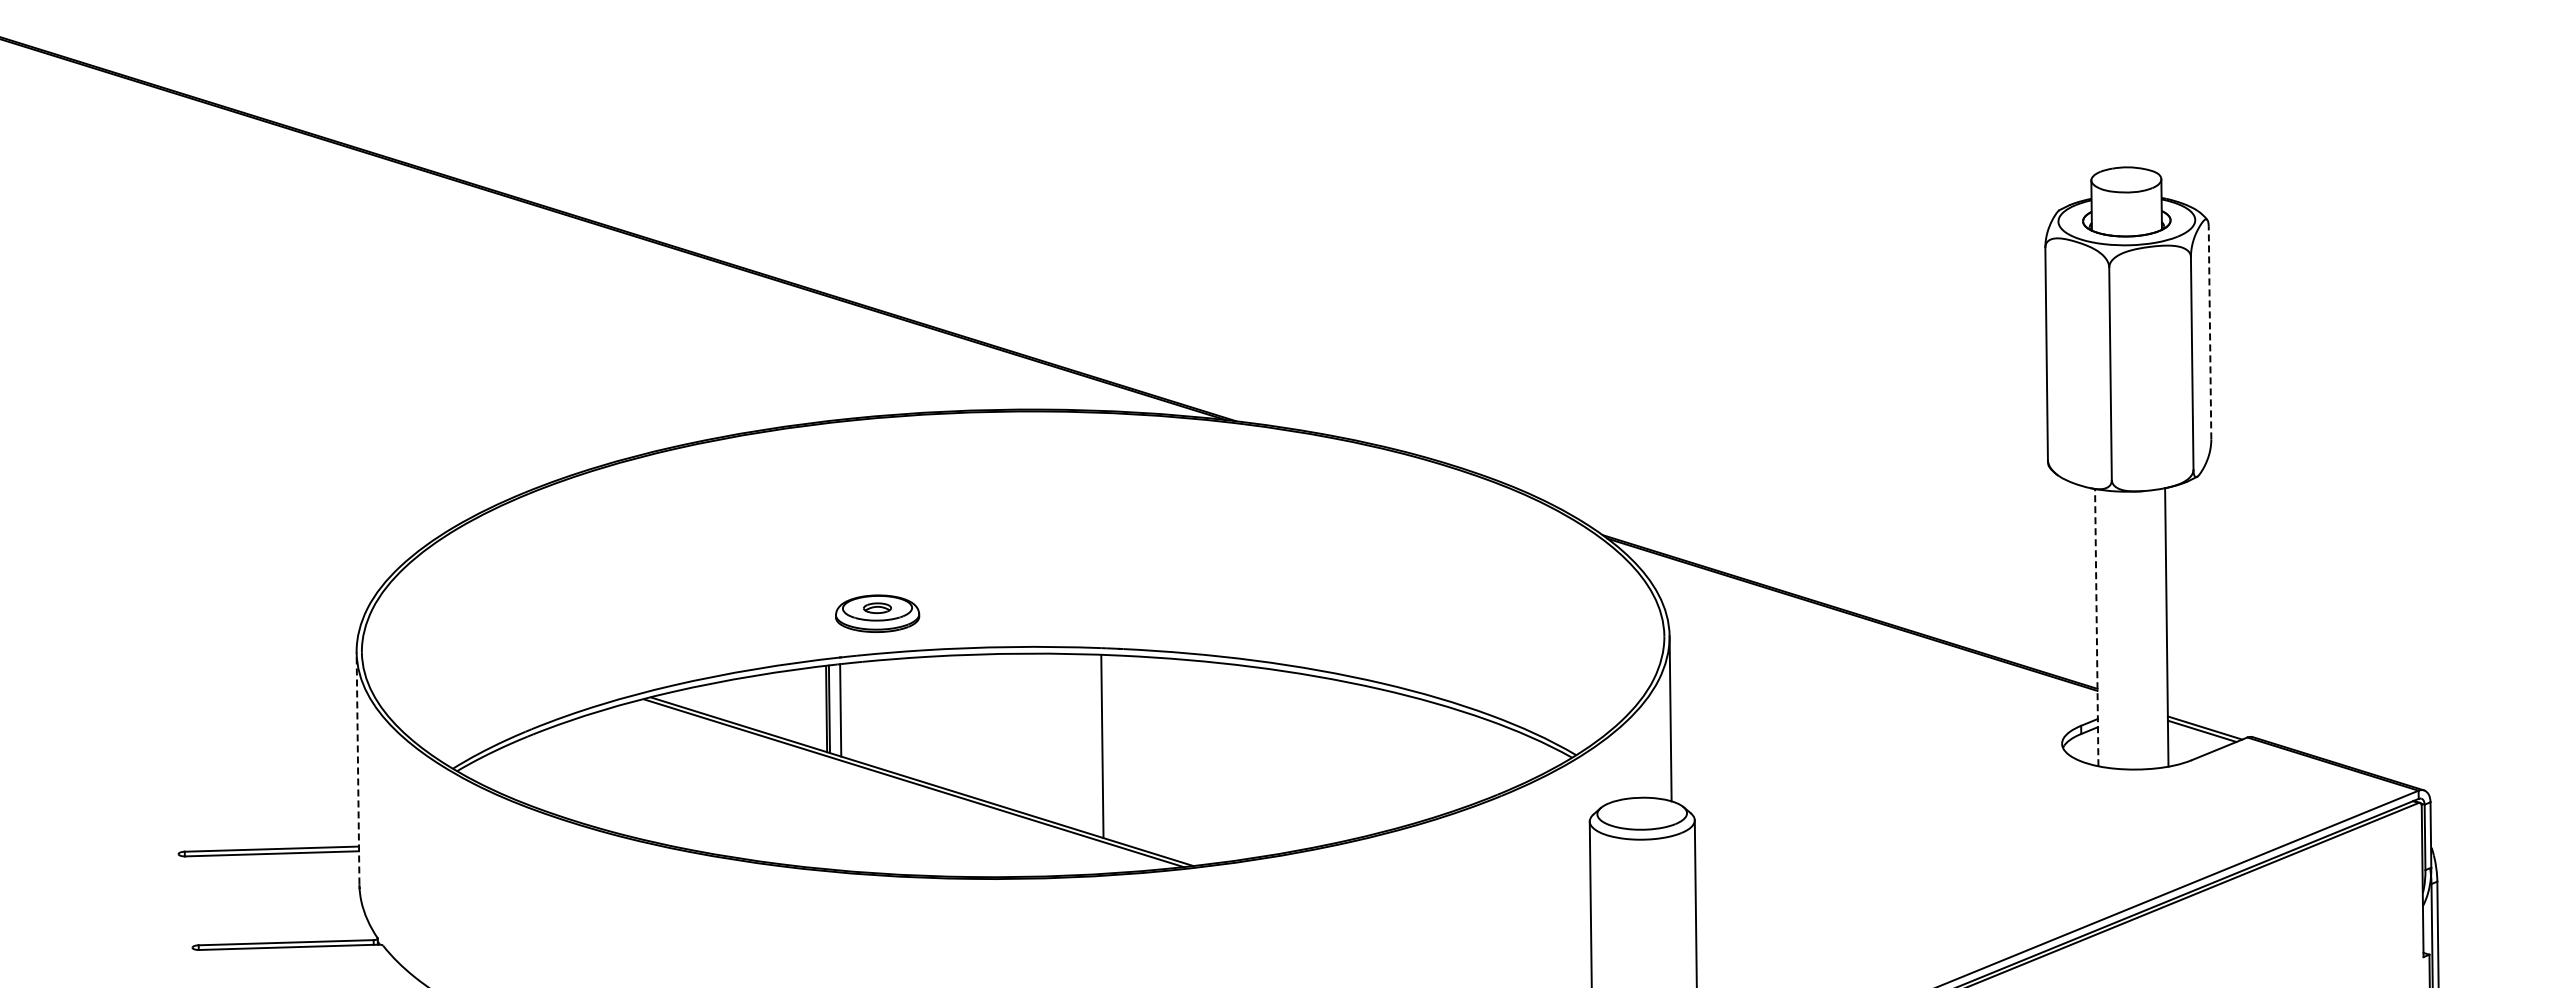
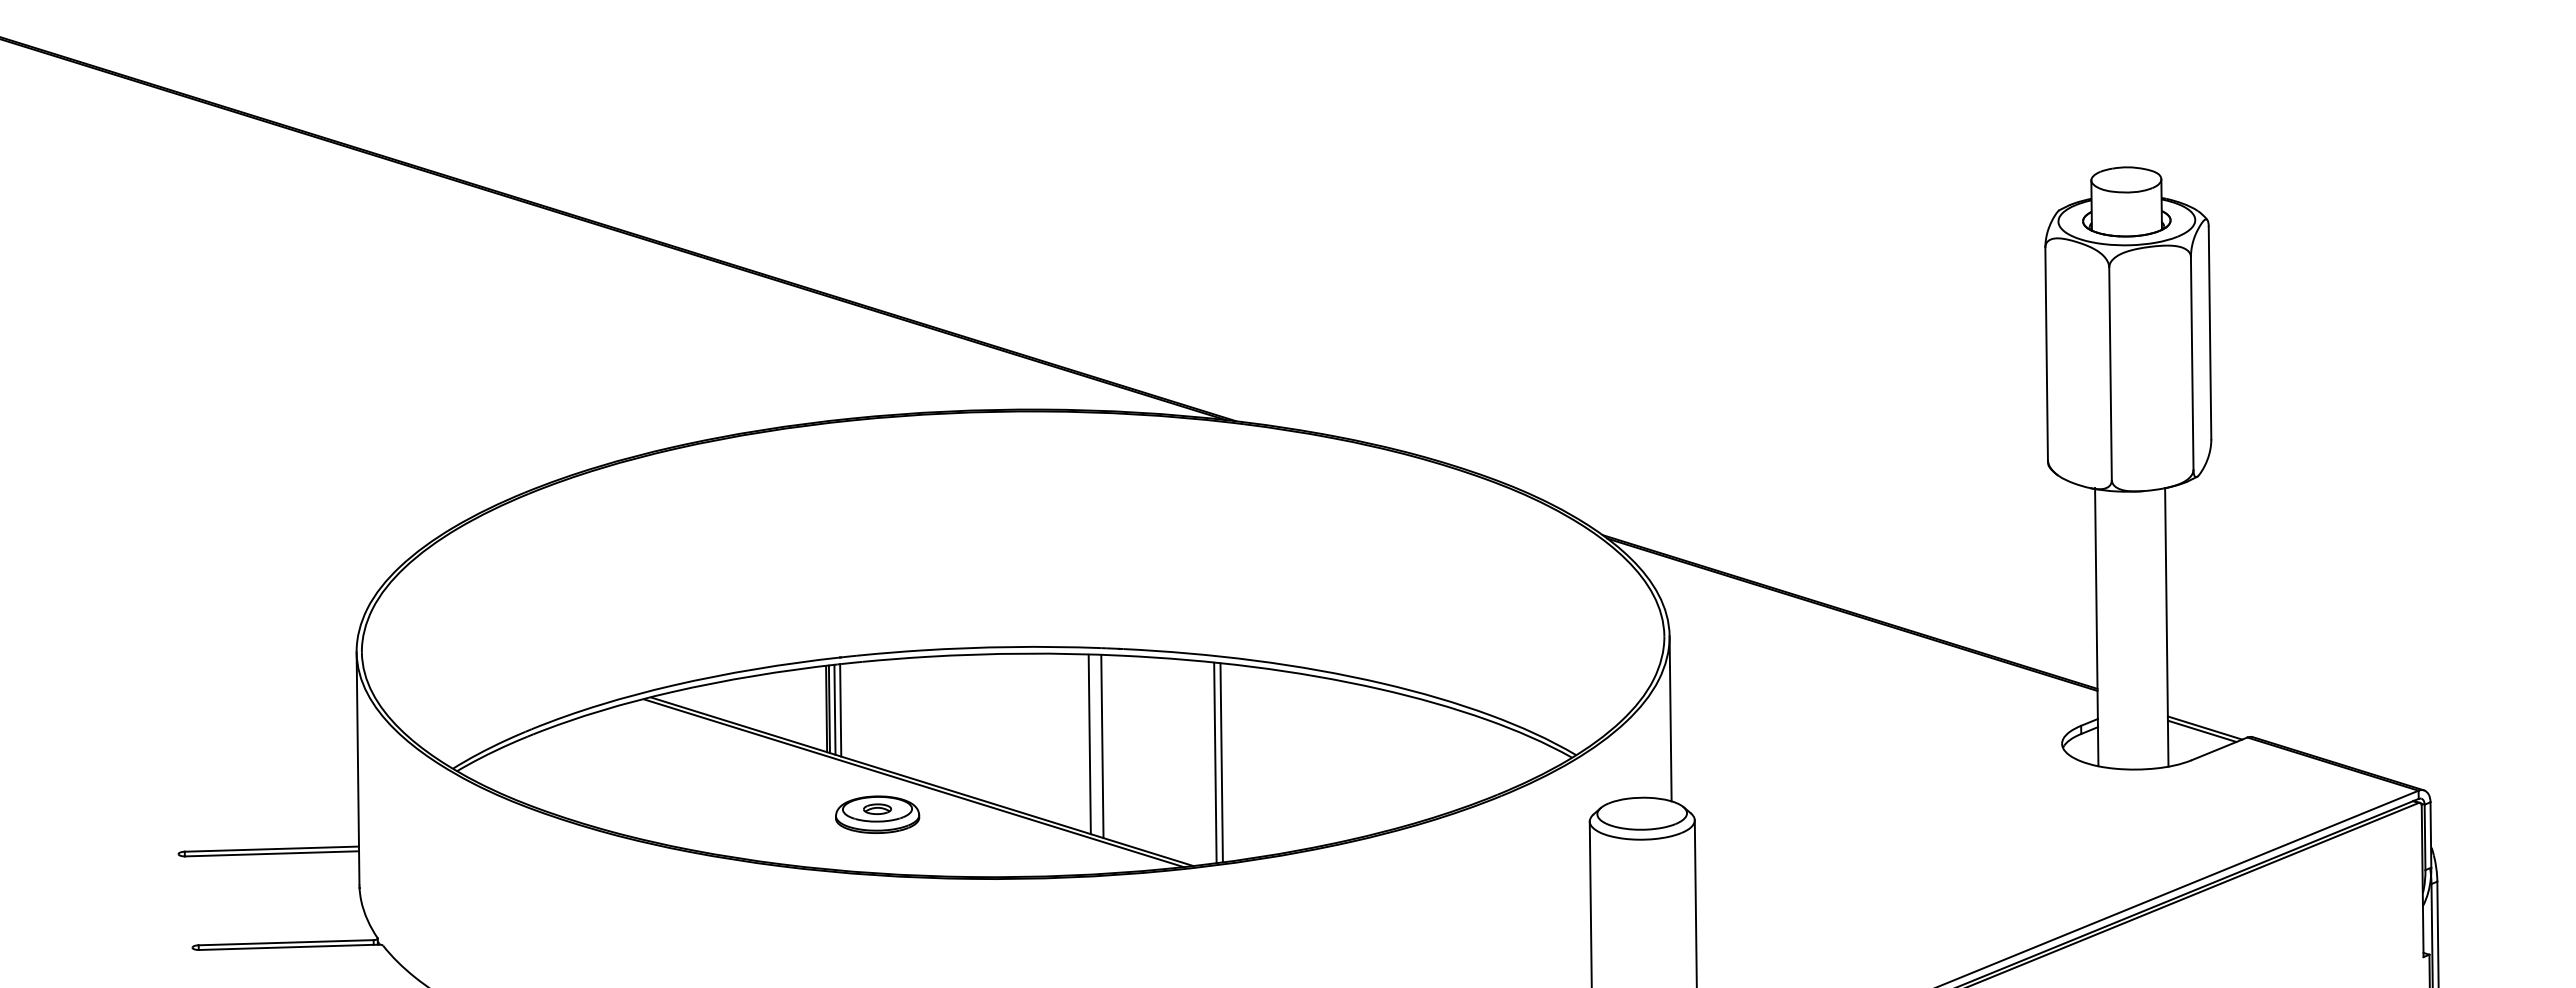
line: dashed -> solid (2210, 332)
part position: (877, 613) -> (877, 814) (877, 814)
line: dashed -> solid (2096, 626)
line: none -> present (834, 709)
line: none -> present (1089, 744)
line: none -> present (1215, 762)
line: none -> present (1221, 762)
line: dashed -> solid (358, 767)
